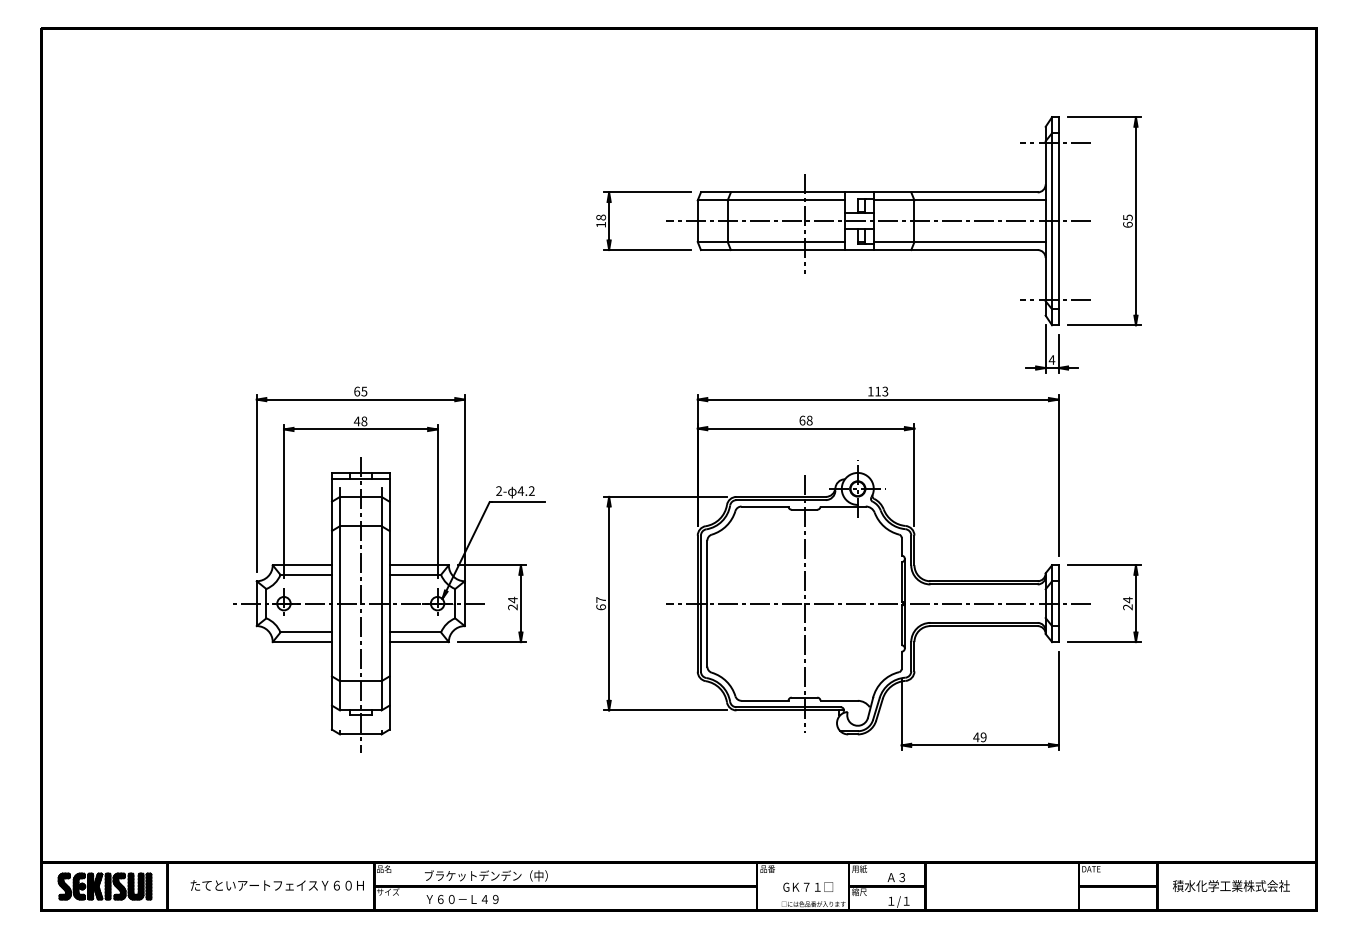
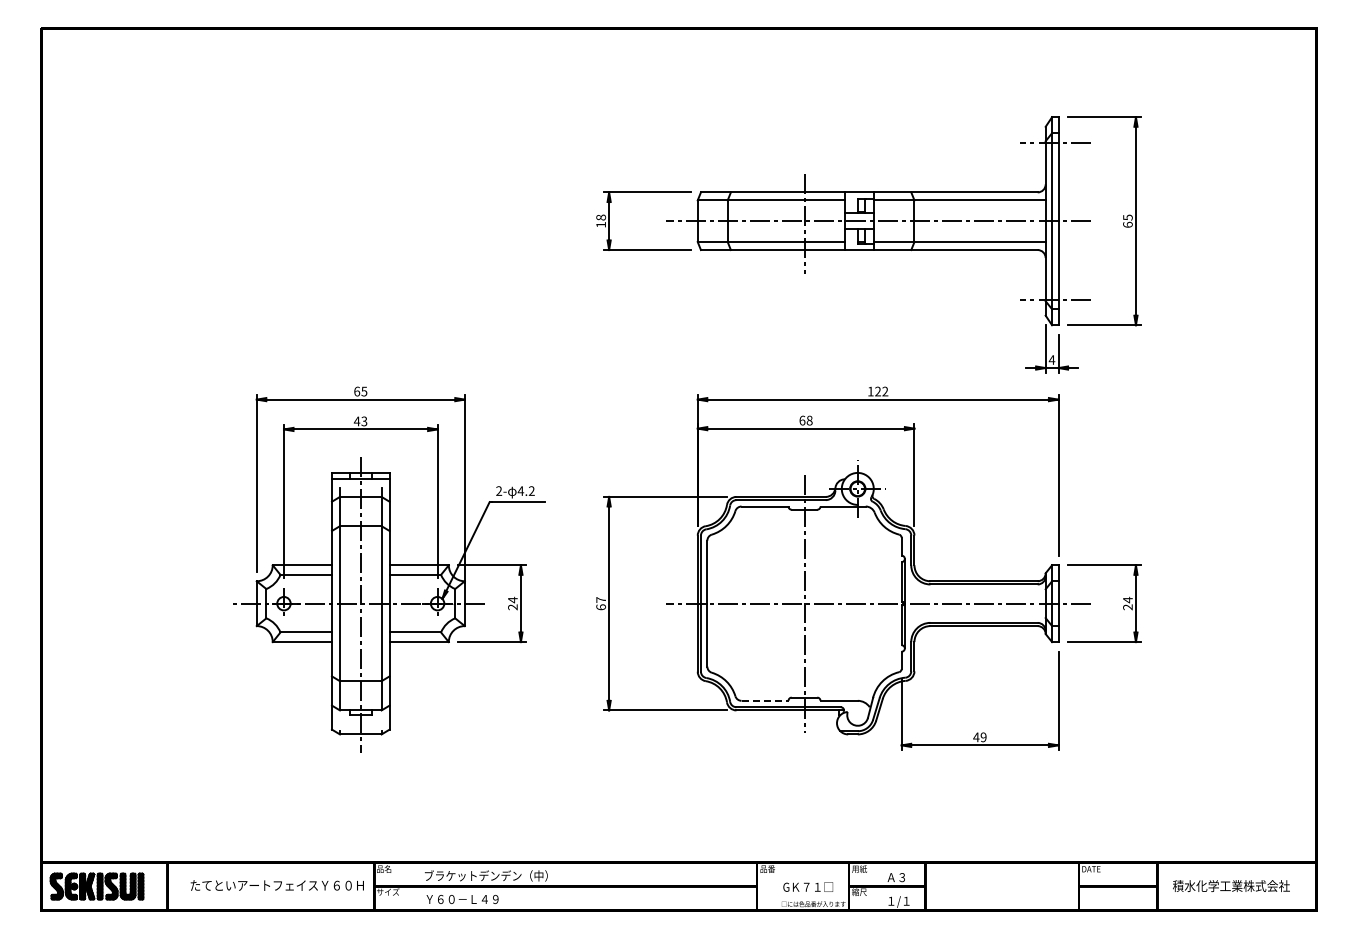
text: 113 -> 122 (881, 391)
text: 48 -> 43 (364, 420)
line: solid -> dashed (765, 700)
part position: (104, 886) -> (96, 886) (96, 886)
